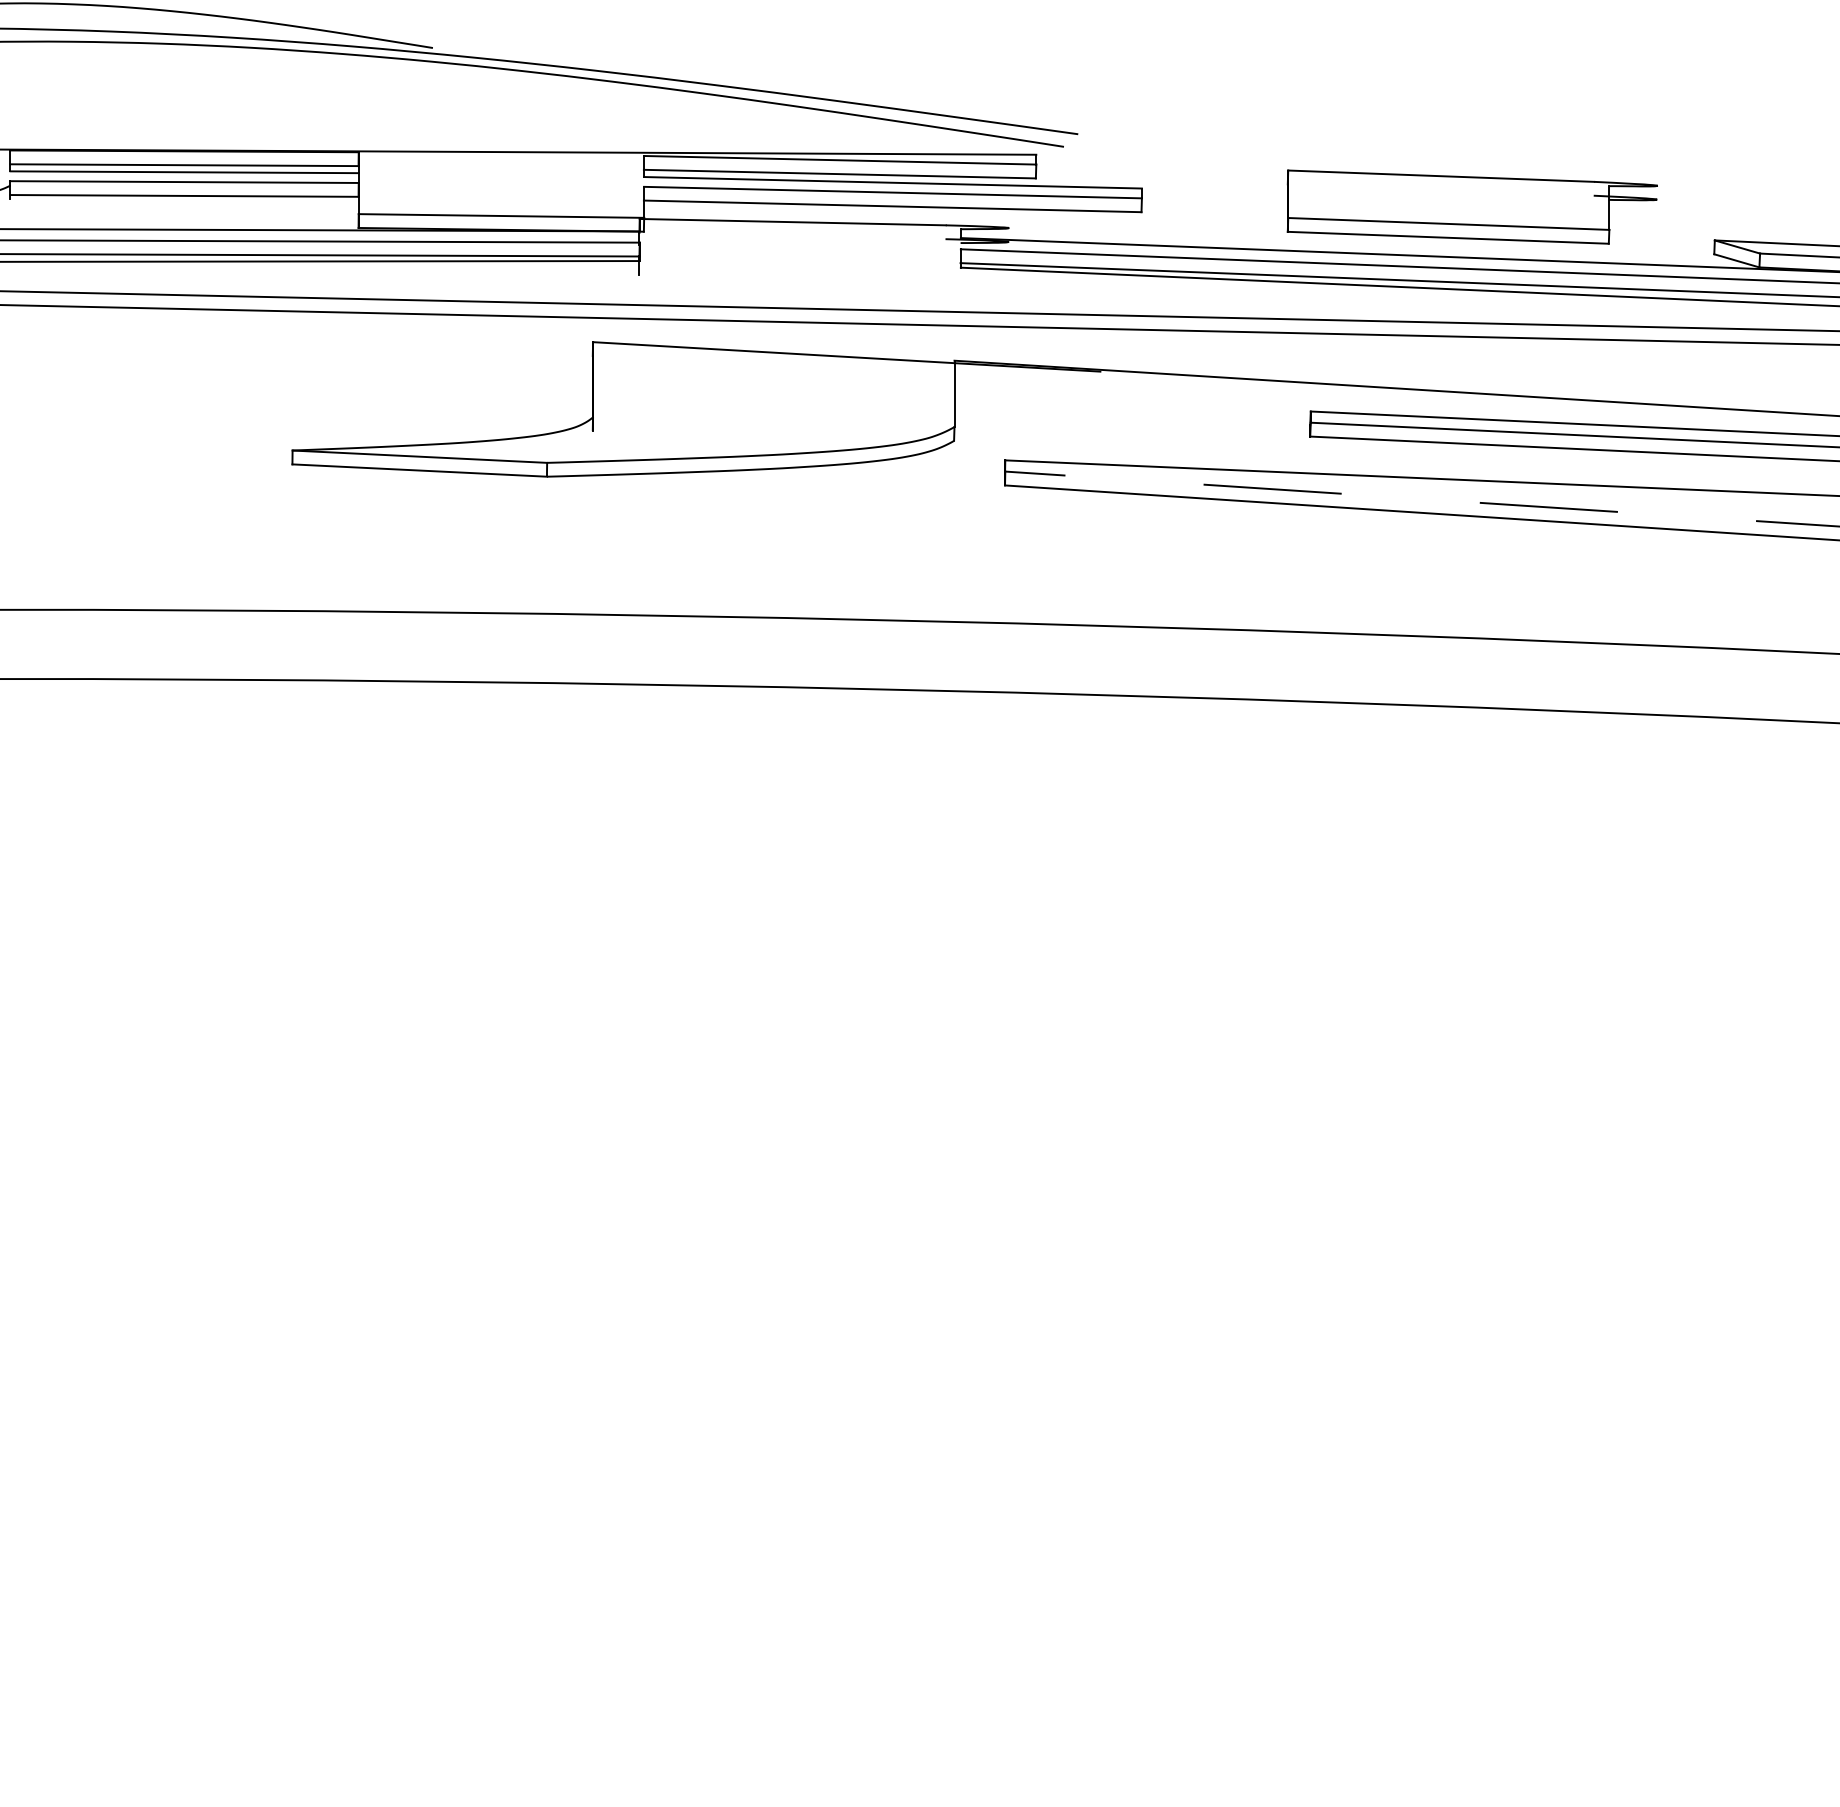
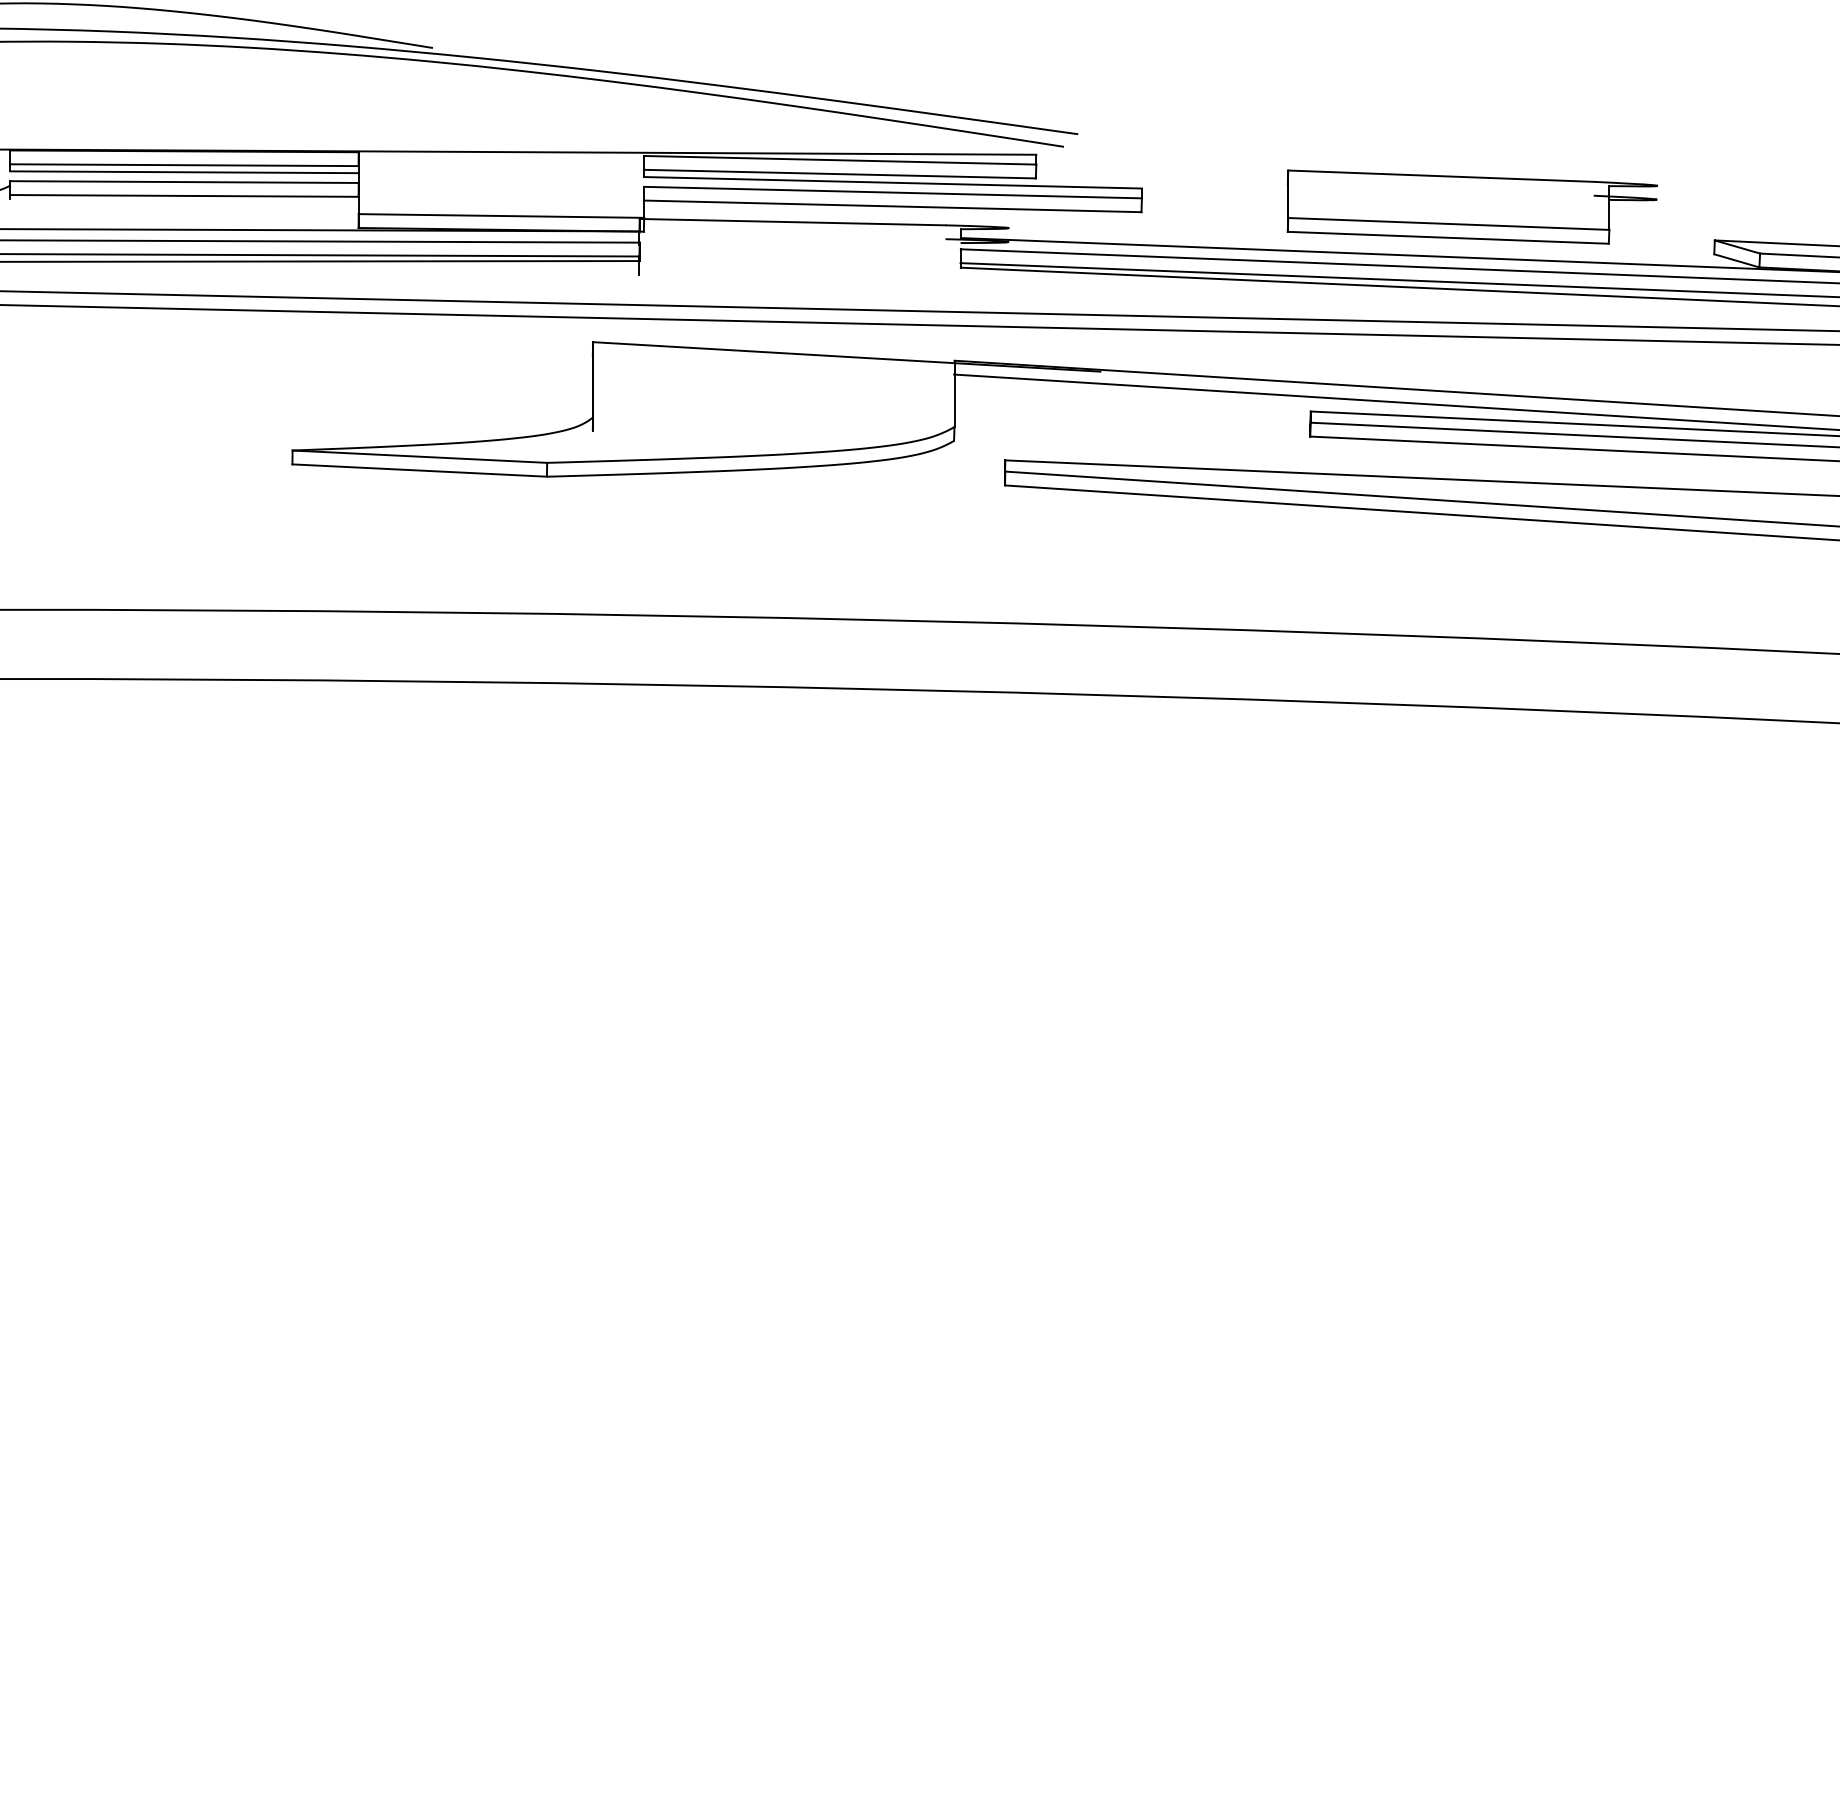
line: none -> present (1395, 401)
line: dashed -> solid (1422, 499)
